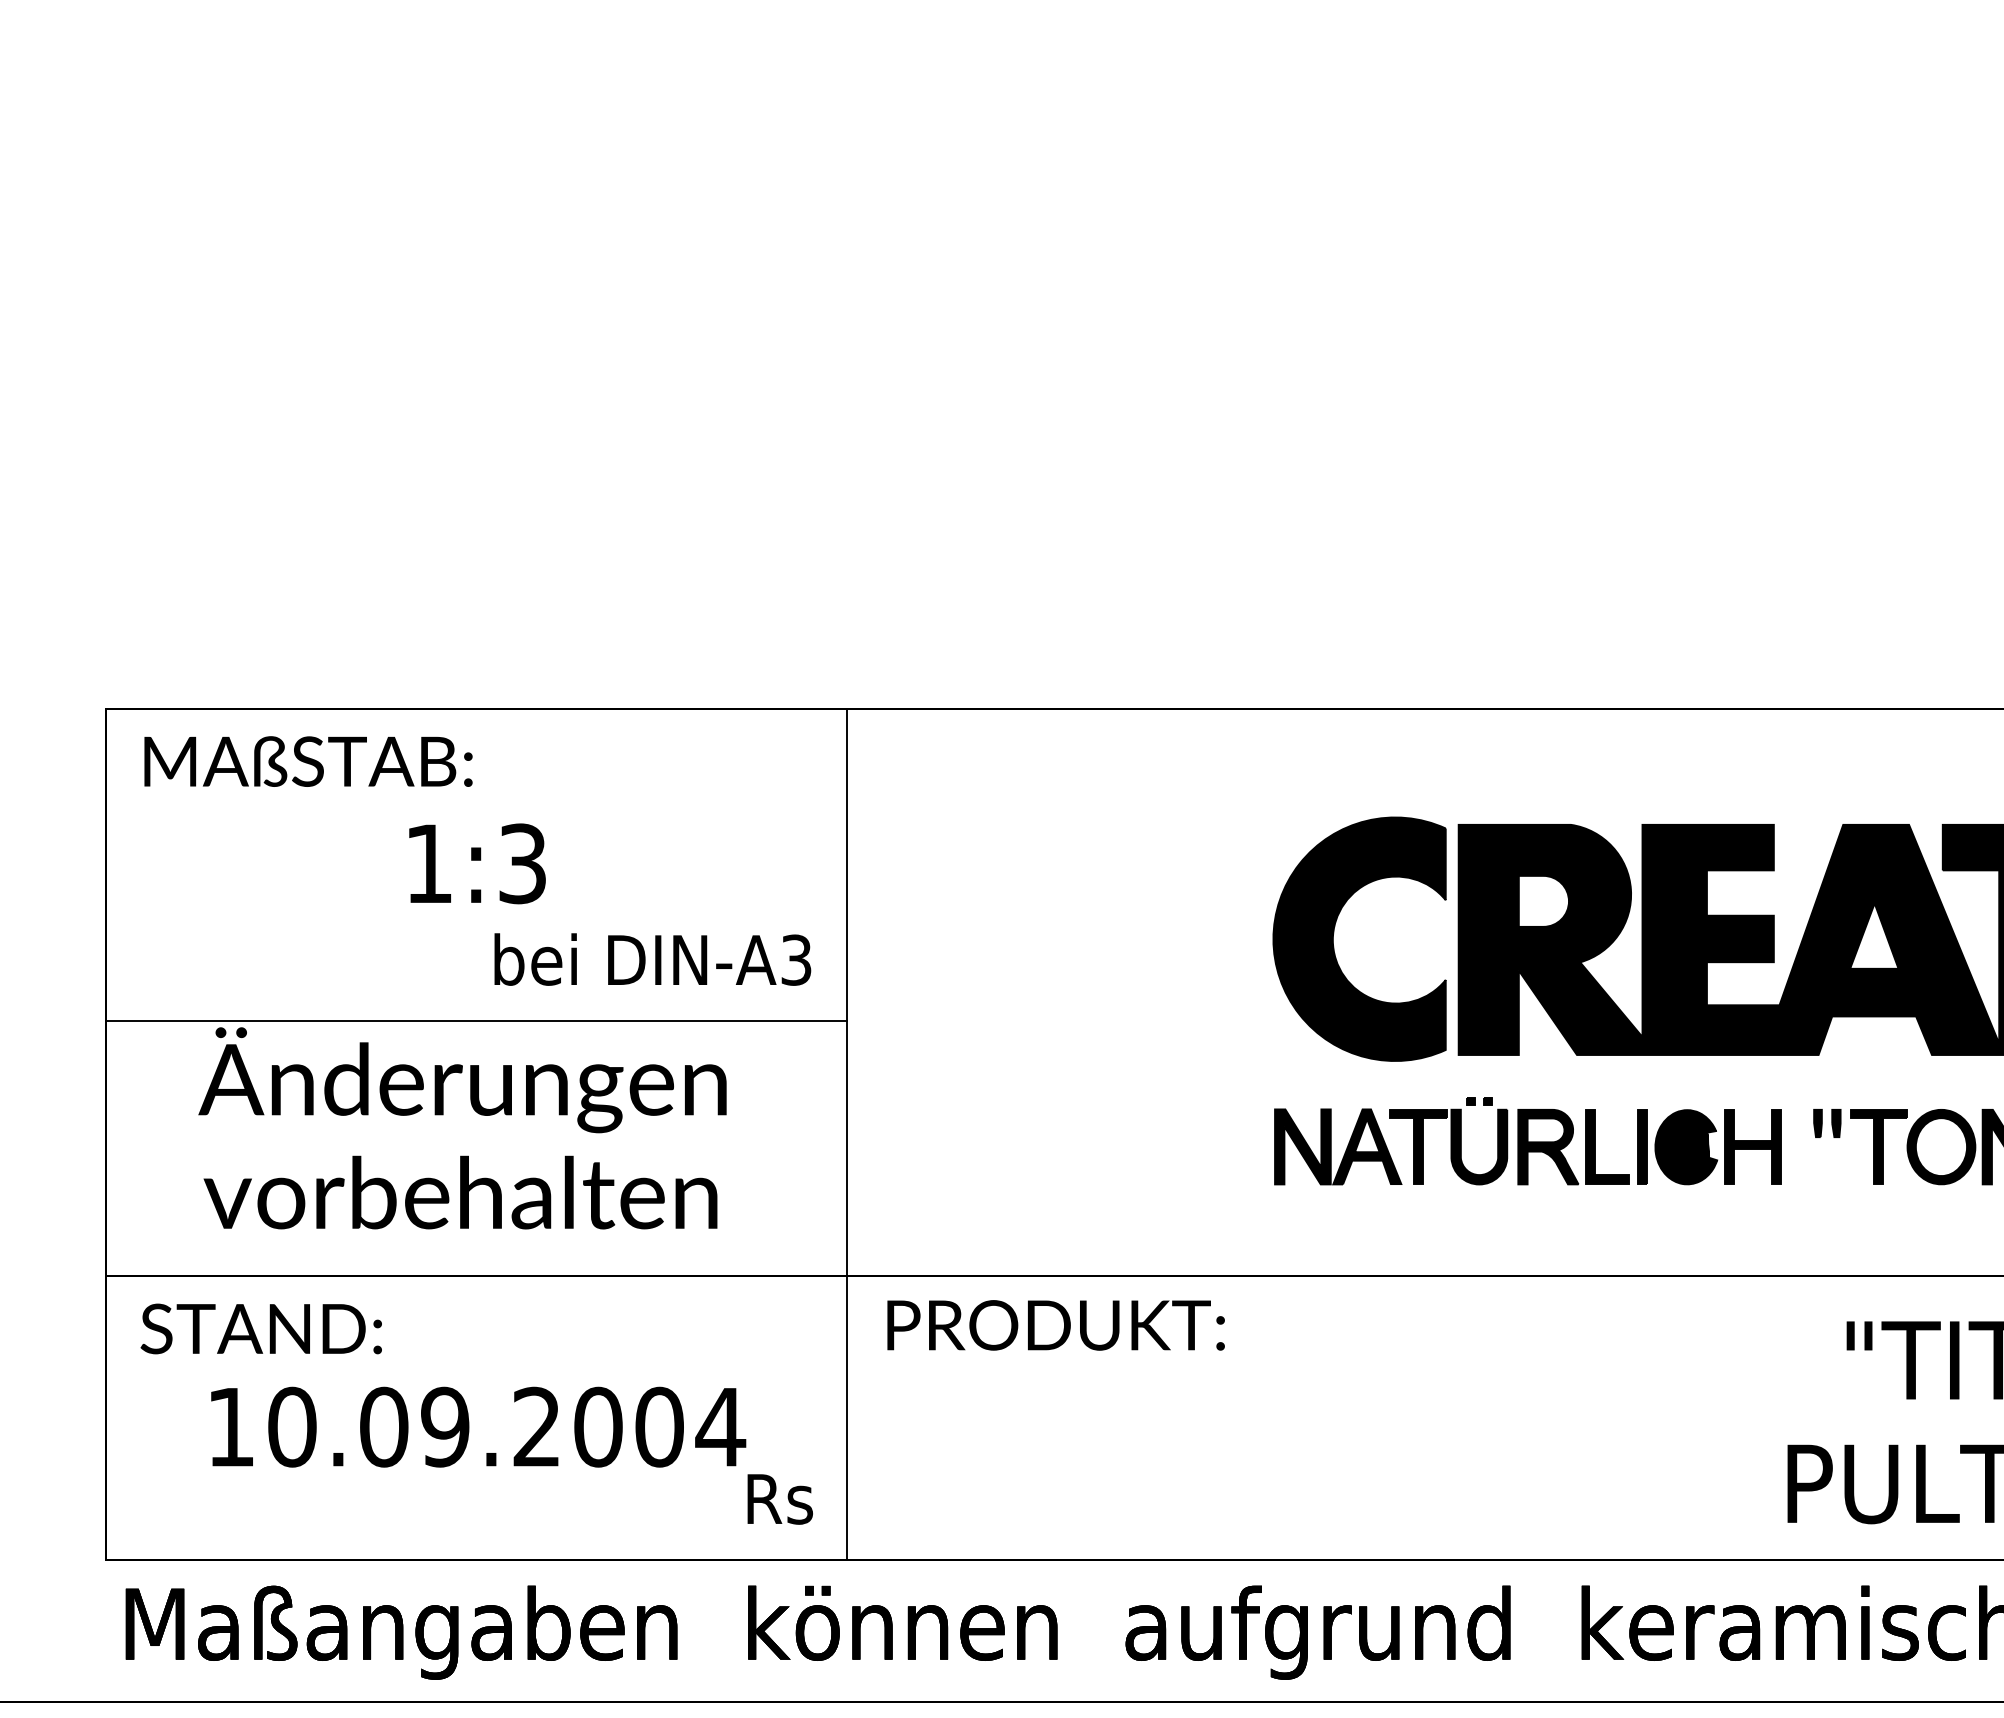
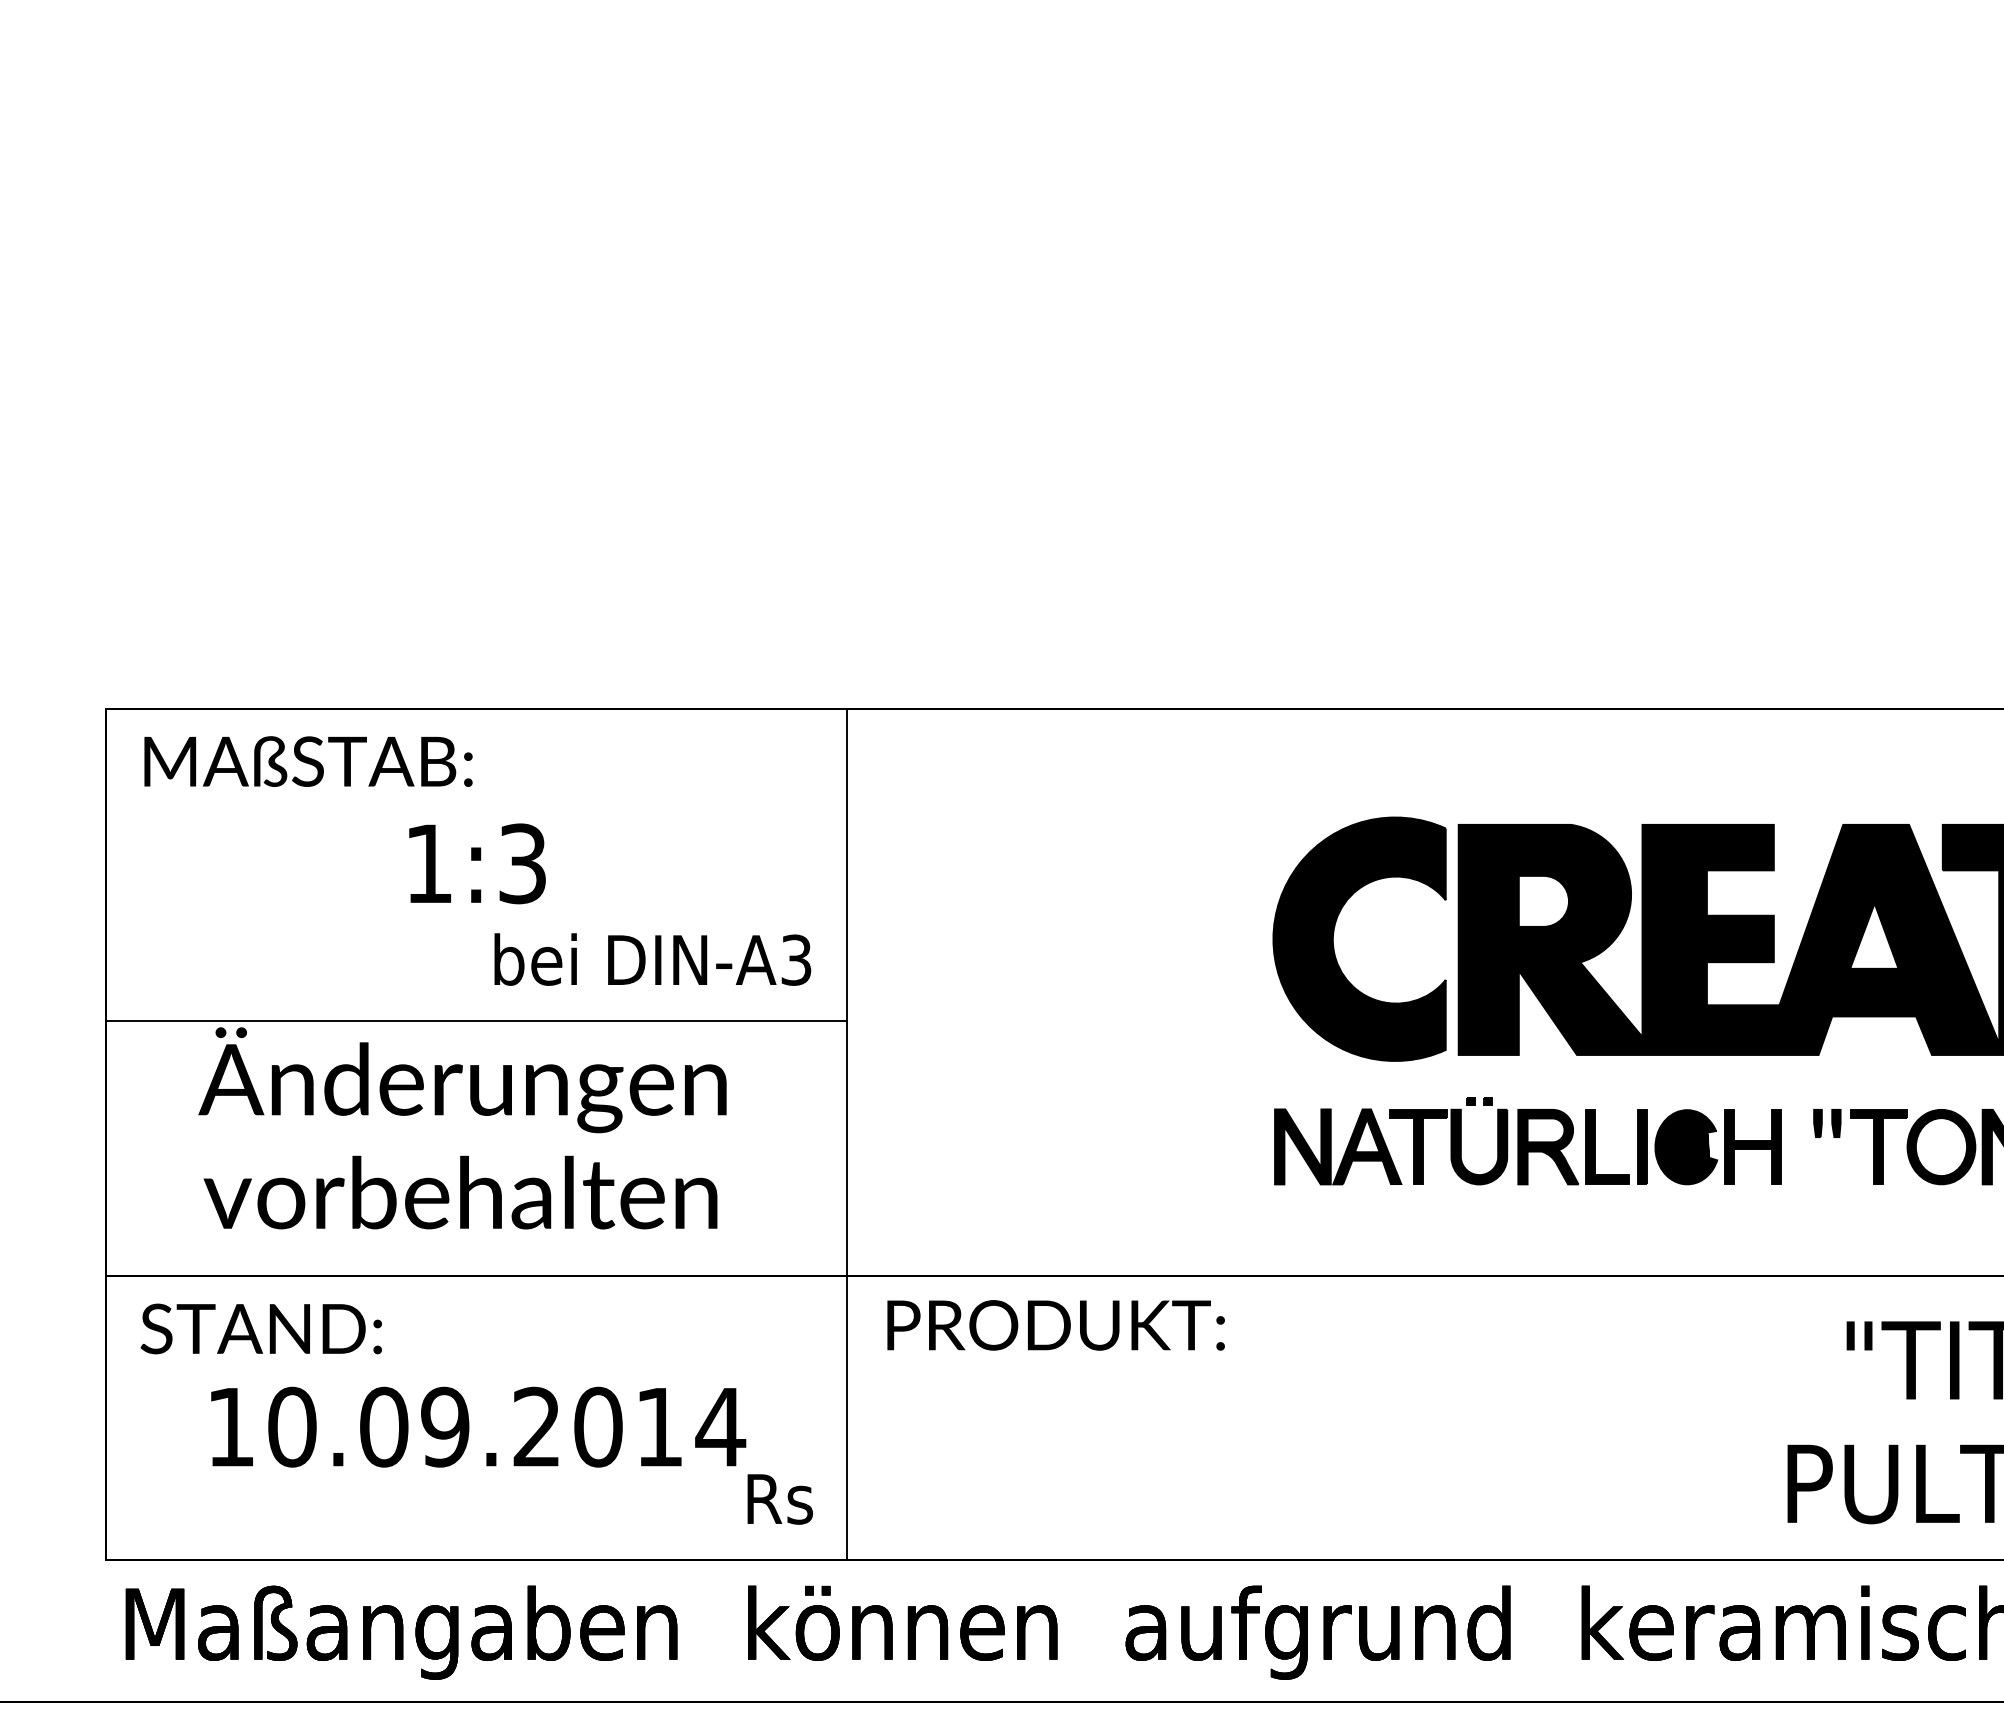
text: 10.09.2004 -> 10.09.2014 (659, 1426)
